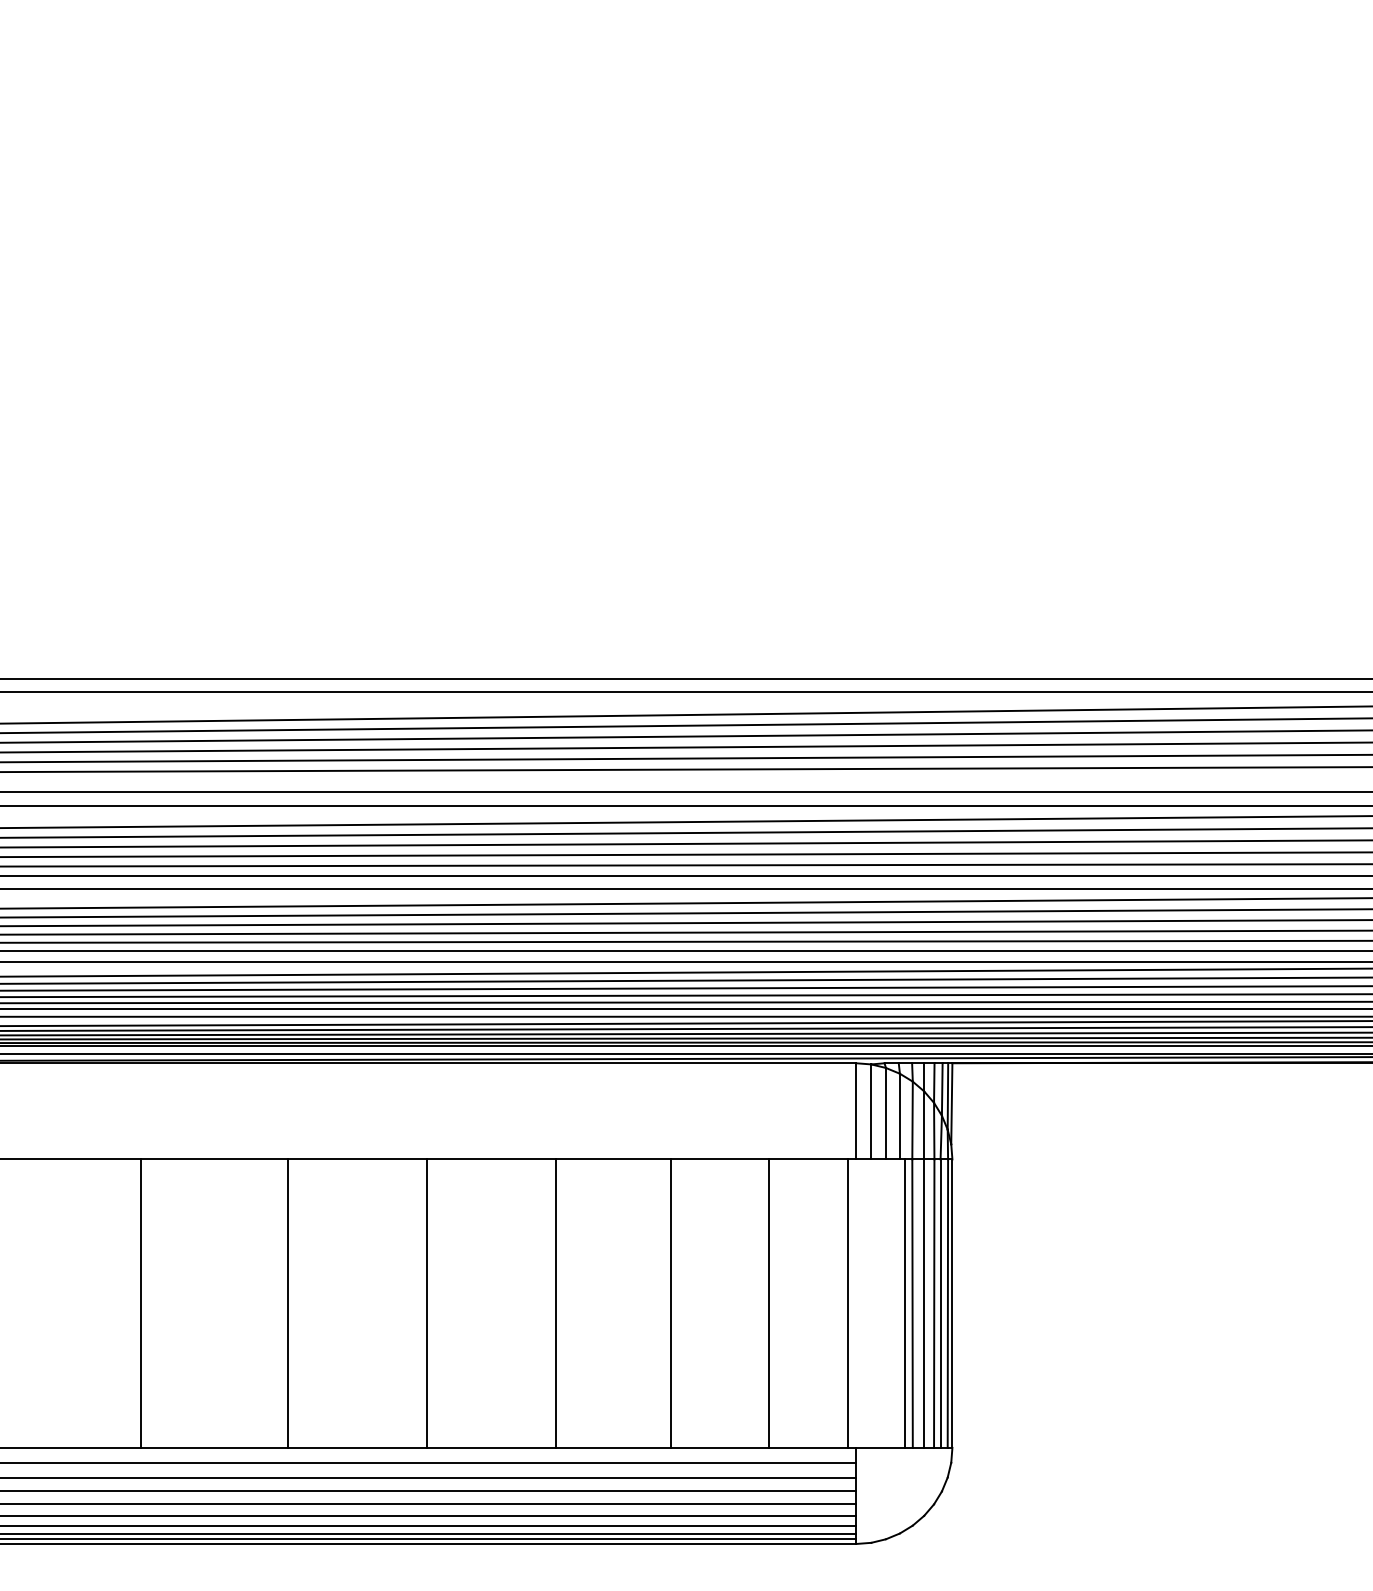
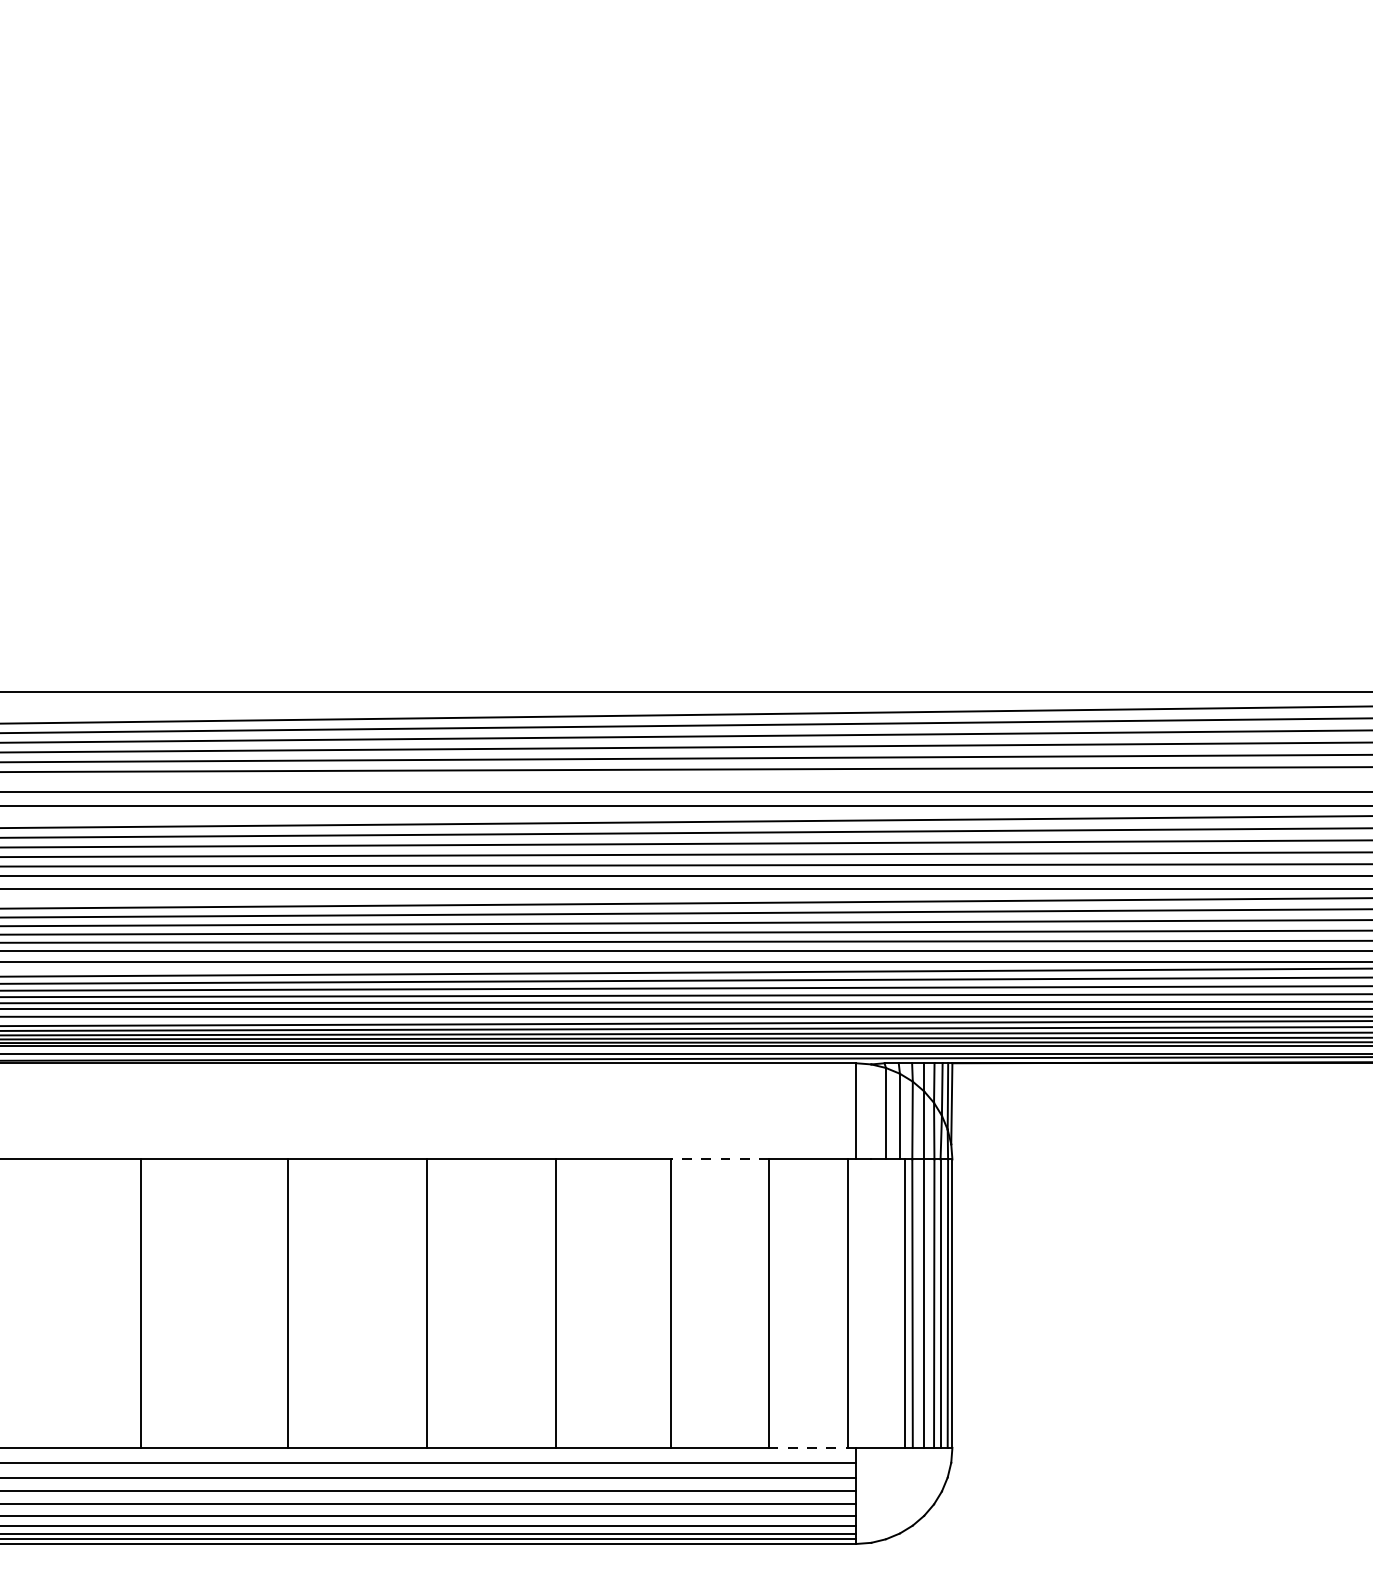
line: present -> none (685, 678)
line: present -> none (871, 1111)
line: solid -> dashed (719, 1159)
line: solid -> dashed (808, 1447)
